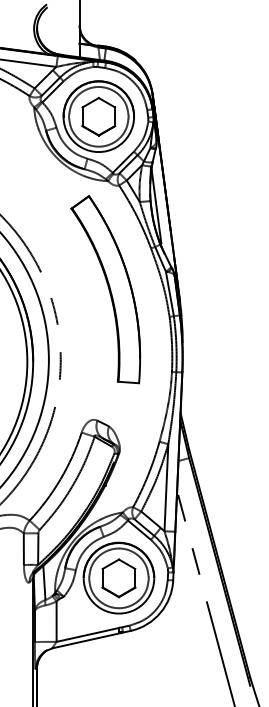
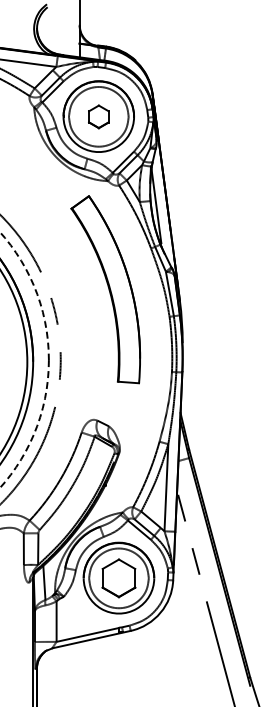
part size: 36x40 px -> 22x26 px (98, 116)
circle: solid -> dashed (24, 359)
